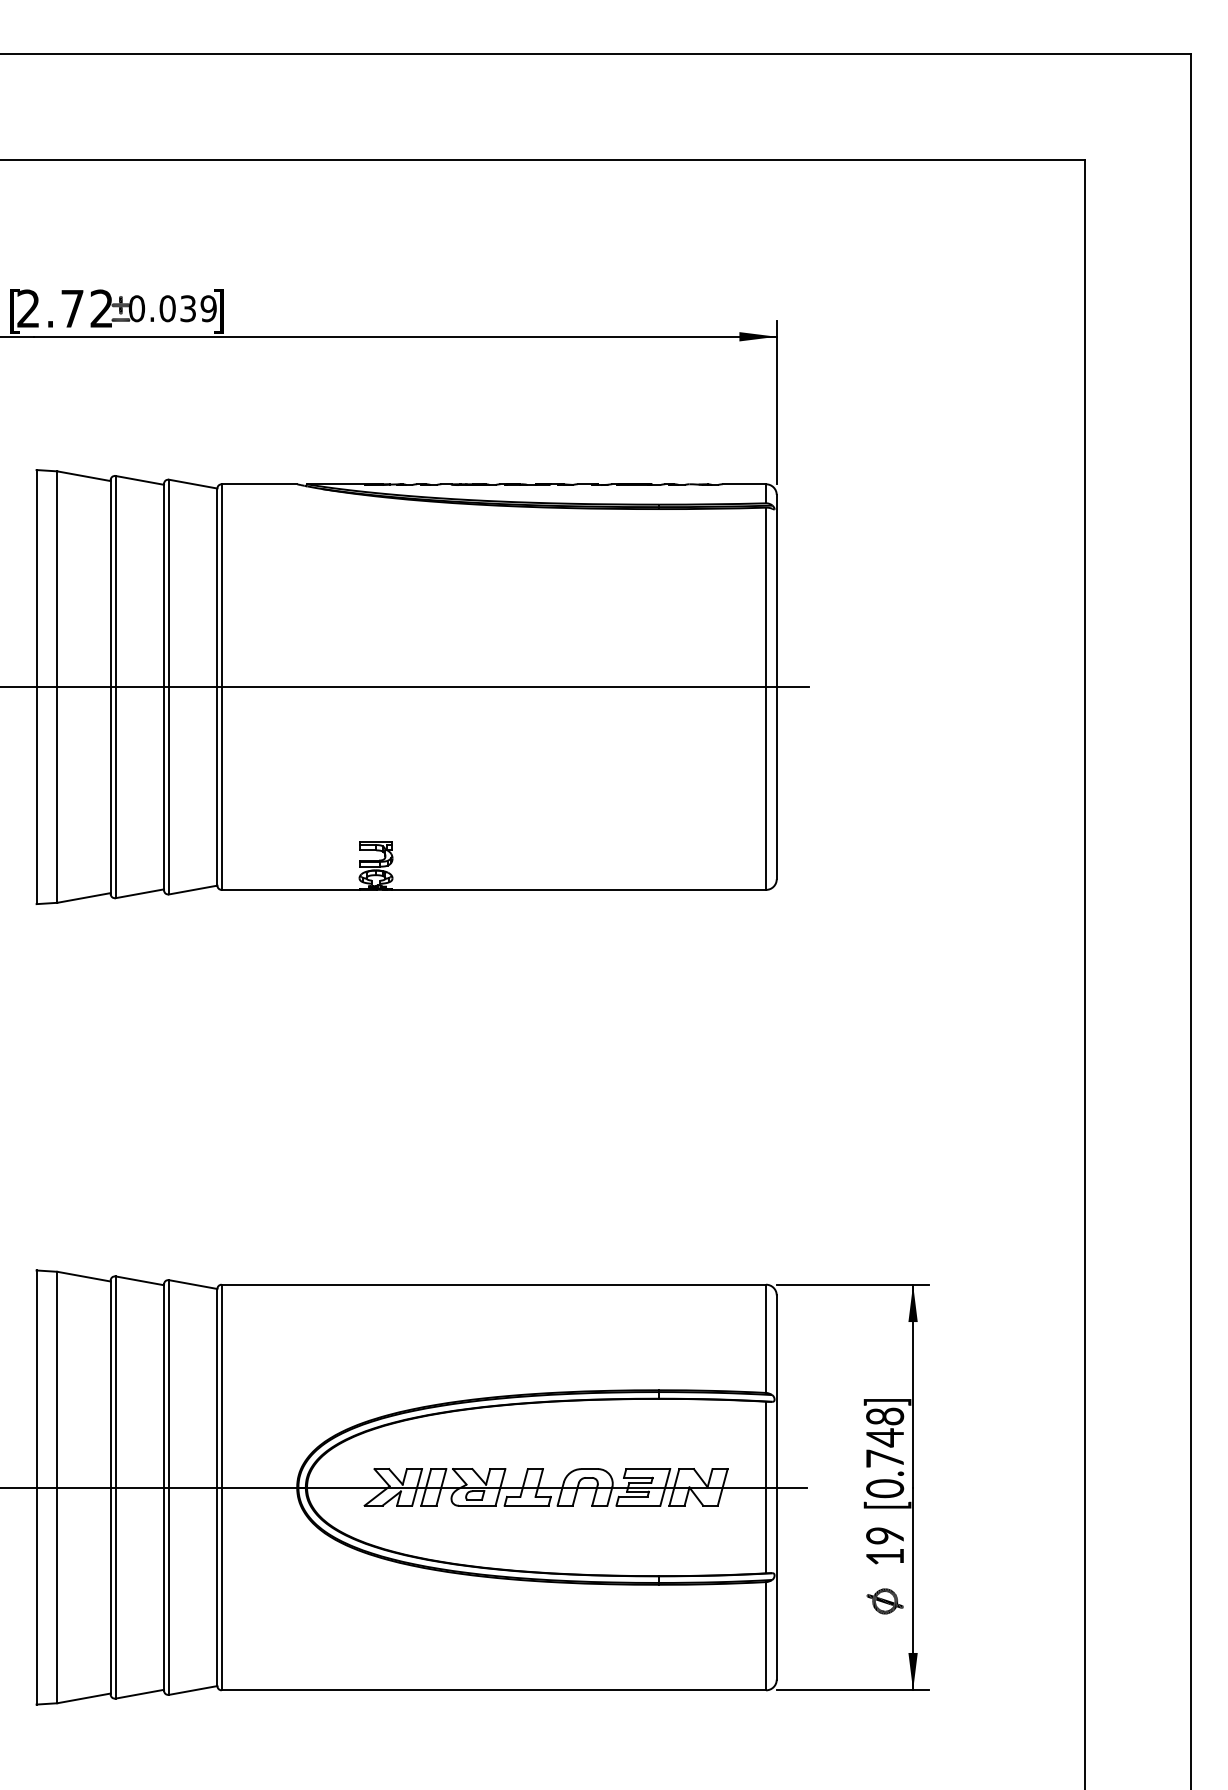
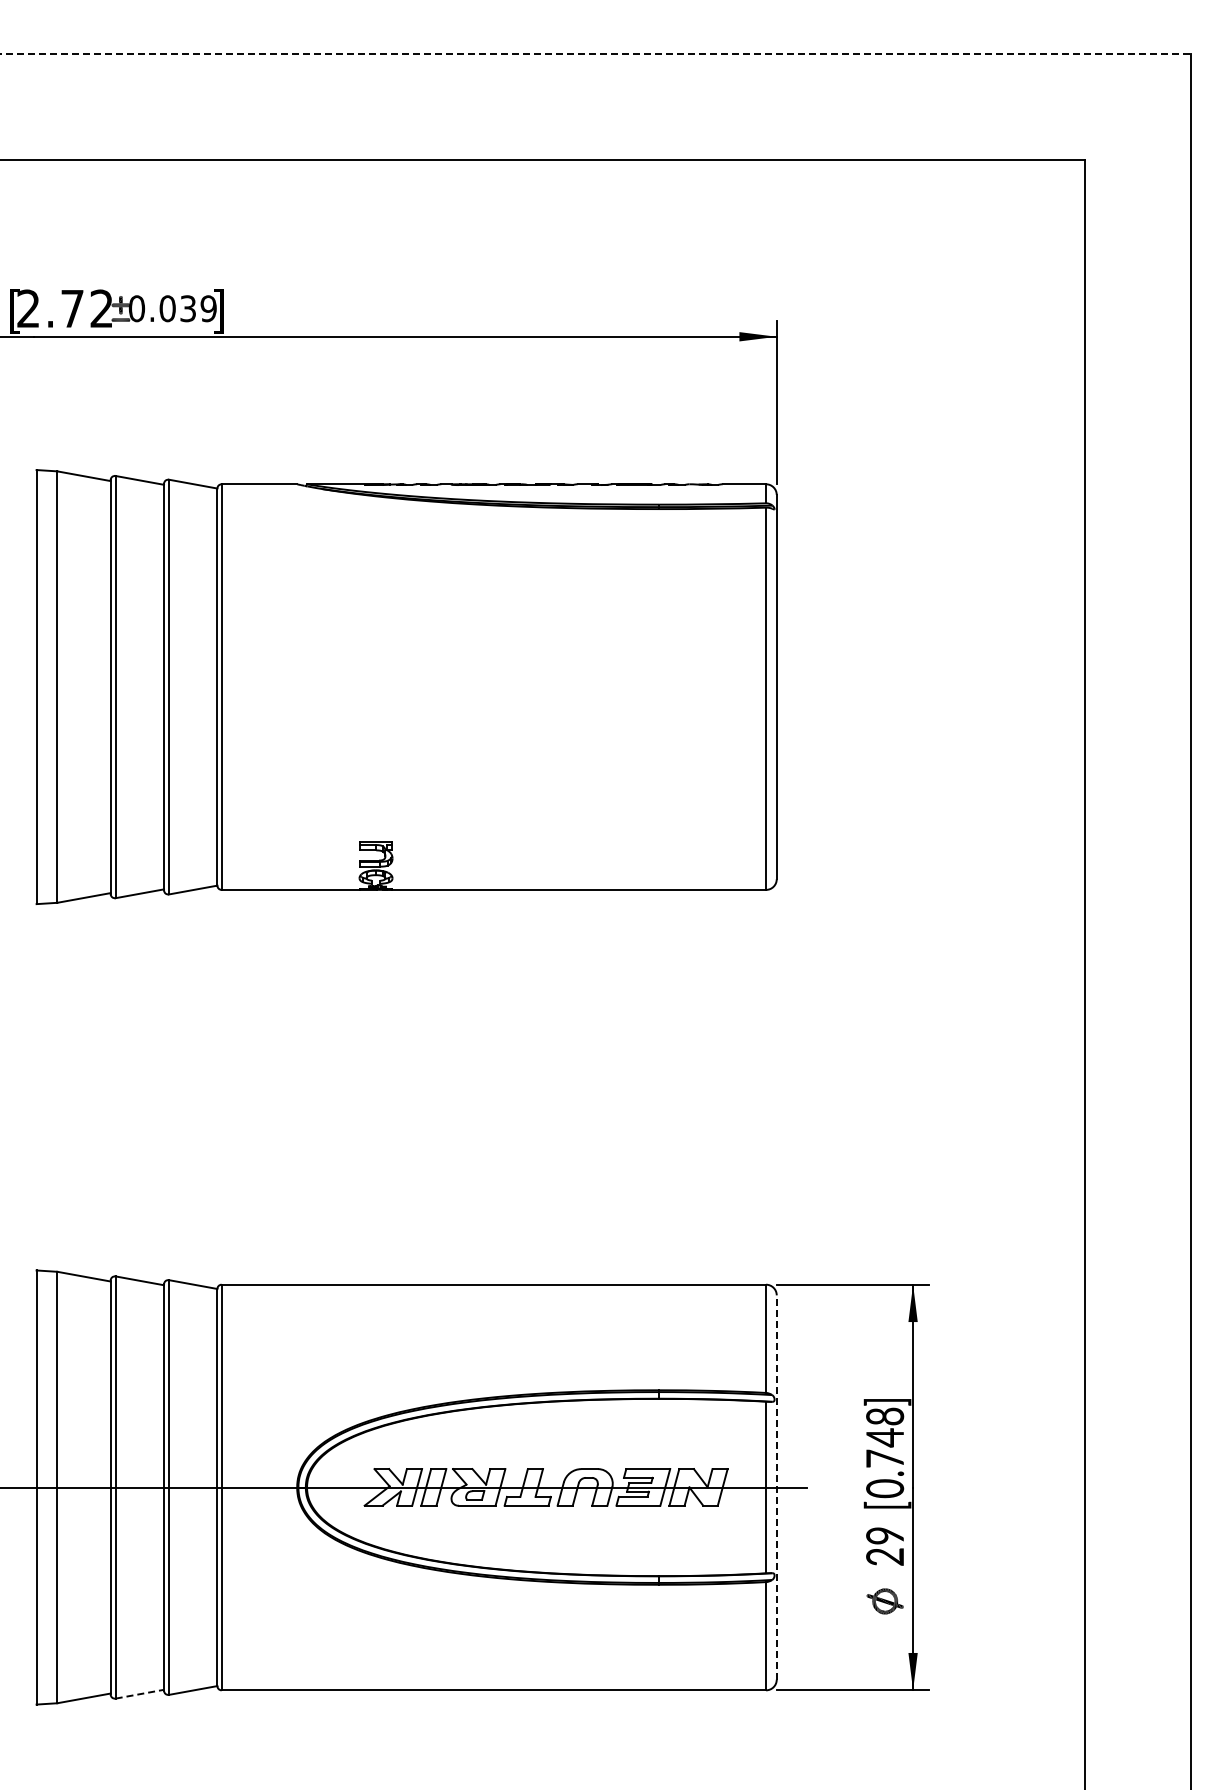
line: solid -> dashed (596, 53)
line: present -> none (405, 687)
line: solid -> dashed (776, 1487)
text: 19 -> 29 (884, 1556)
line: solid -> dashed (139, 1694)
